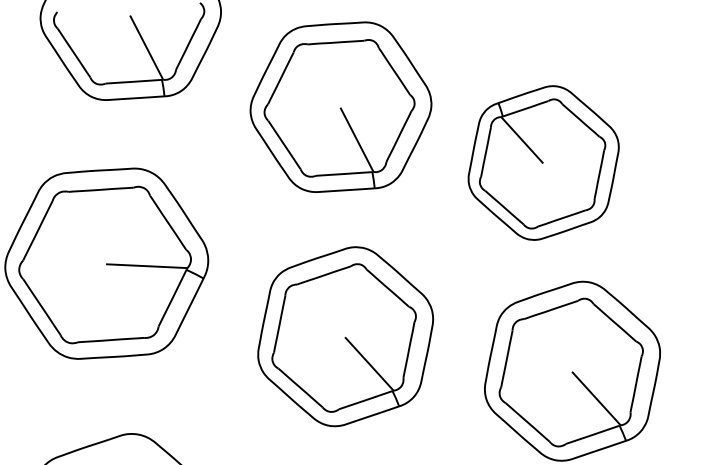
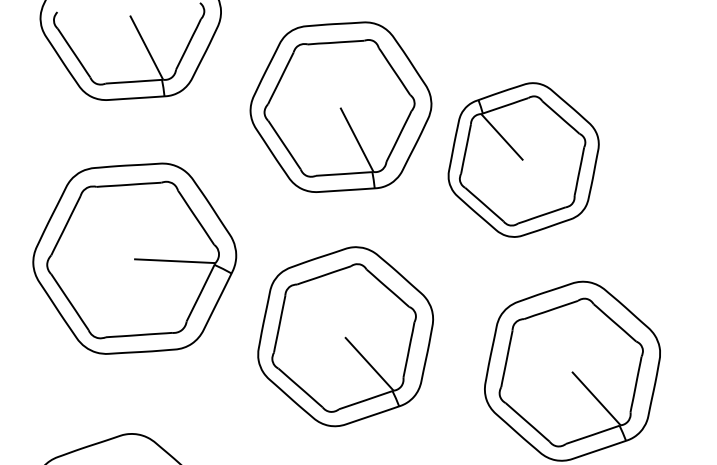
part position: (543, 162) -> (523, 159) (523, 159)
part position: (106, 263) -> (134, 258) (134, 258)
